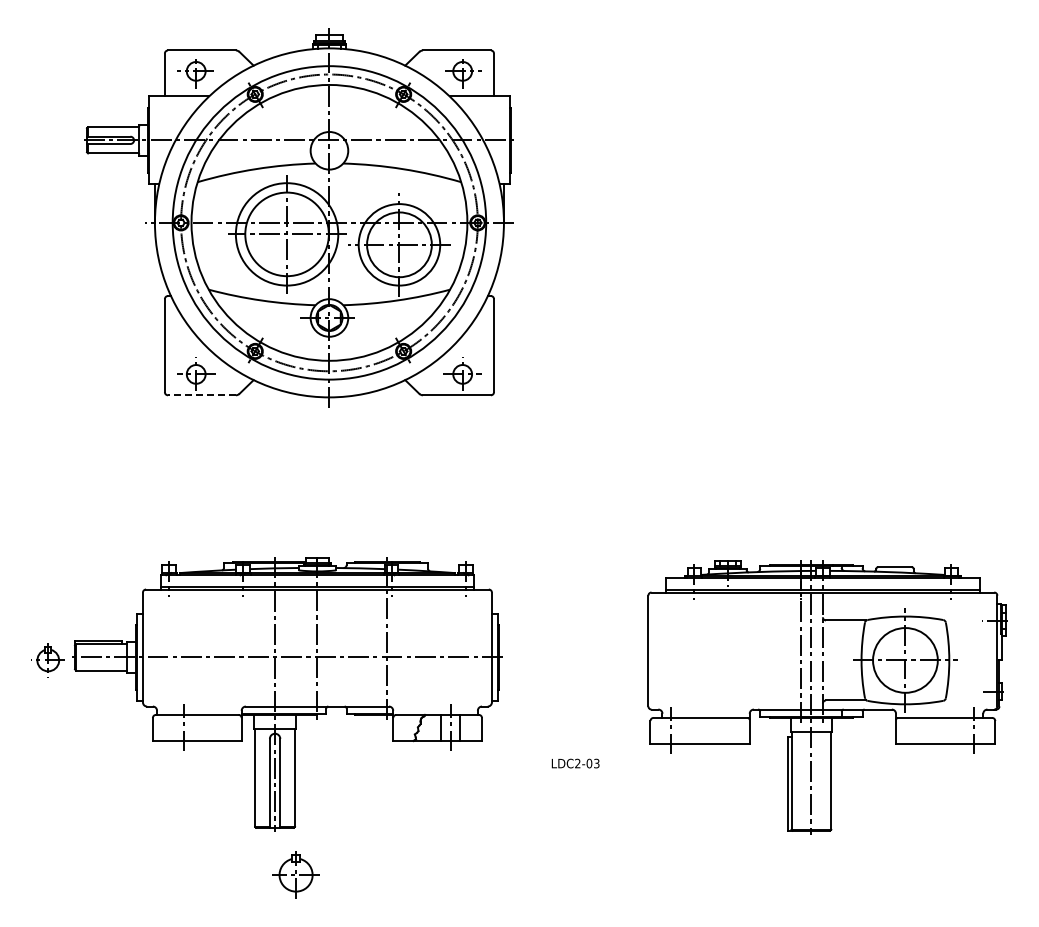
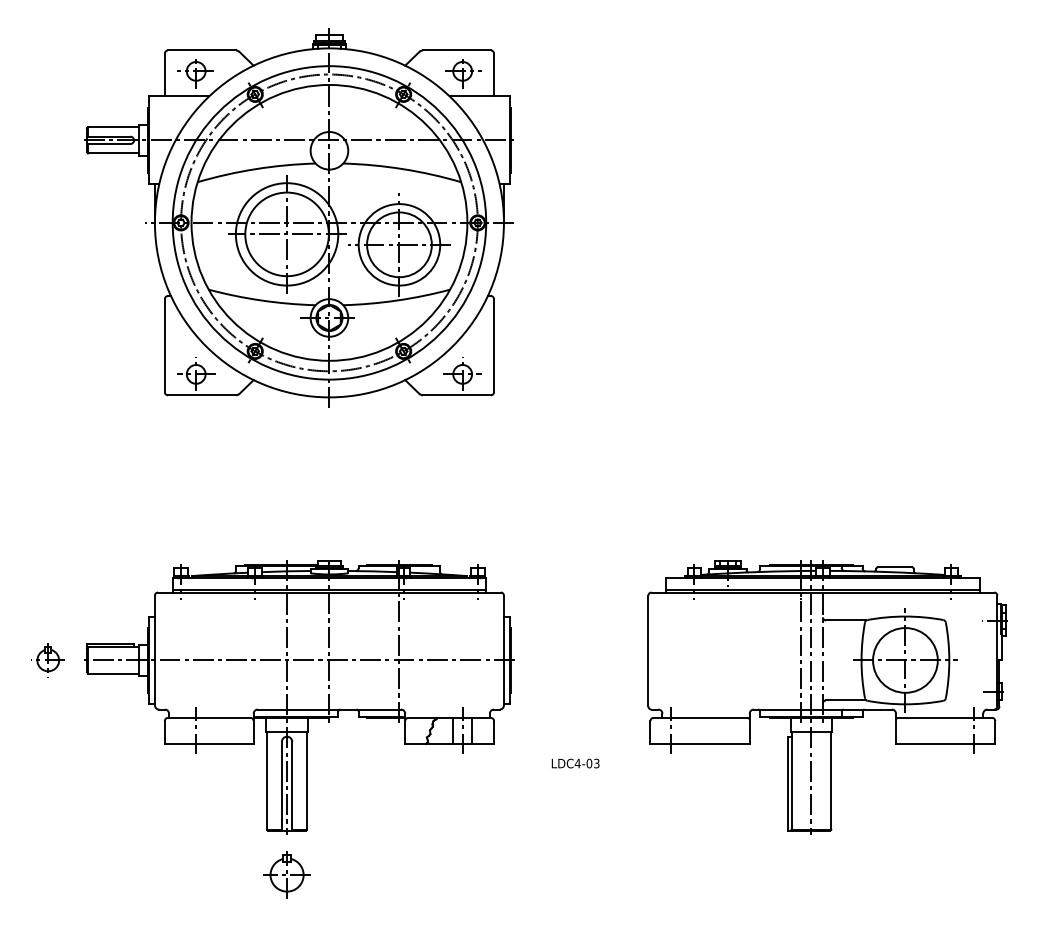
line: dashed -> solid (201, 395)
part position: (287, 694) -> (299, 697) (299, 697)
text: LDC2-03 -> LDC4-03 (577, 763)
part position: (295, 874) -> (286, 874) (286, 874)
